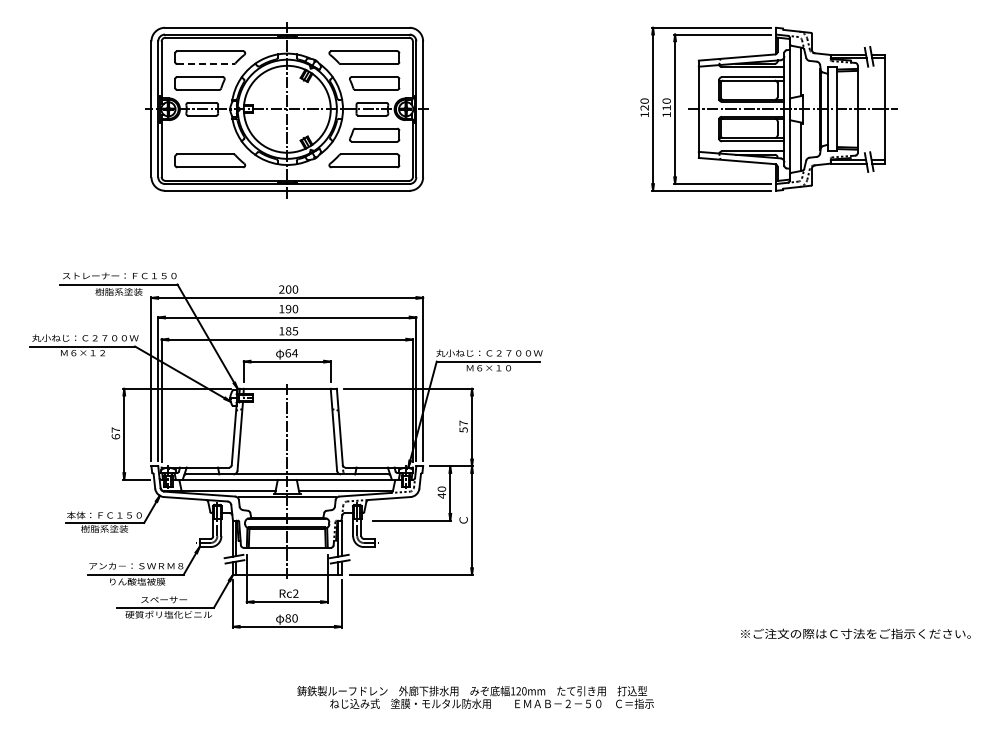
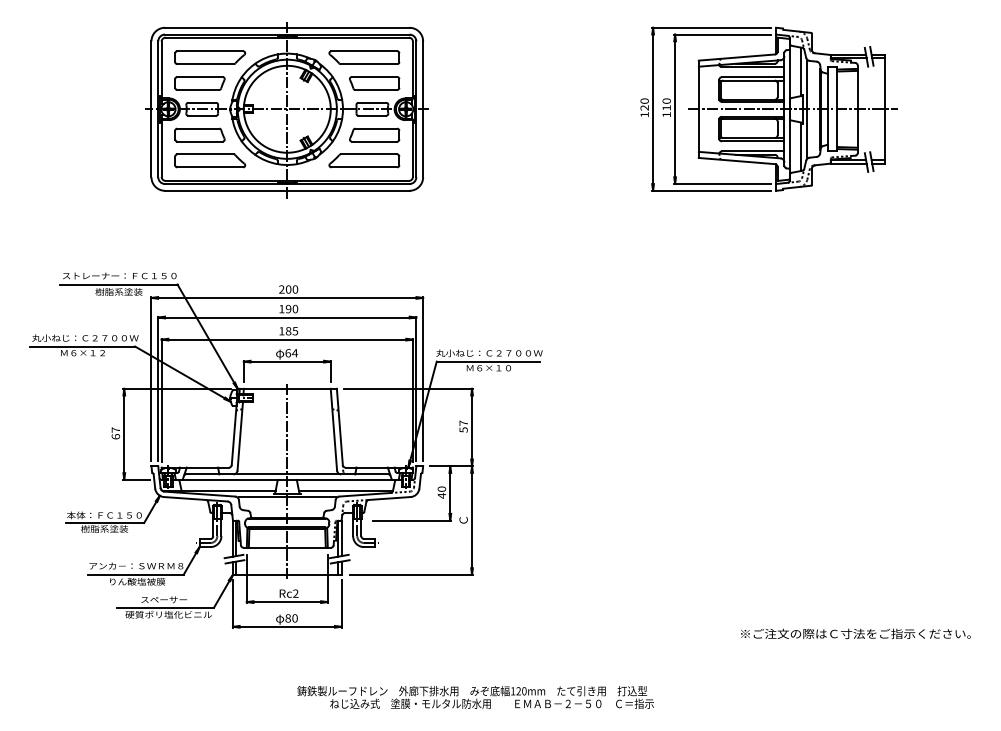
line: dashed -> solid (206, 64)
line: none -> present (806, 109)
part: none -> present (199, 134)
